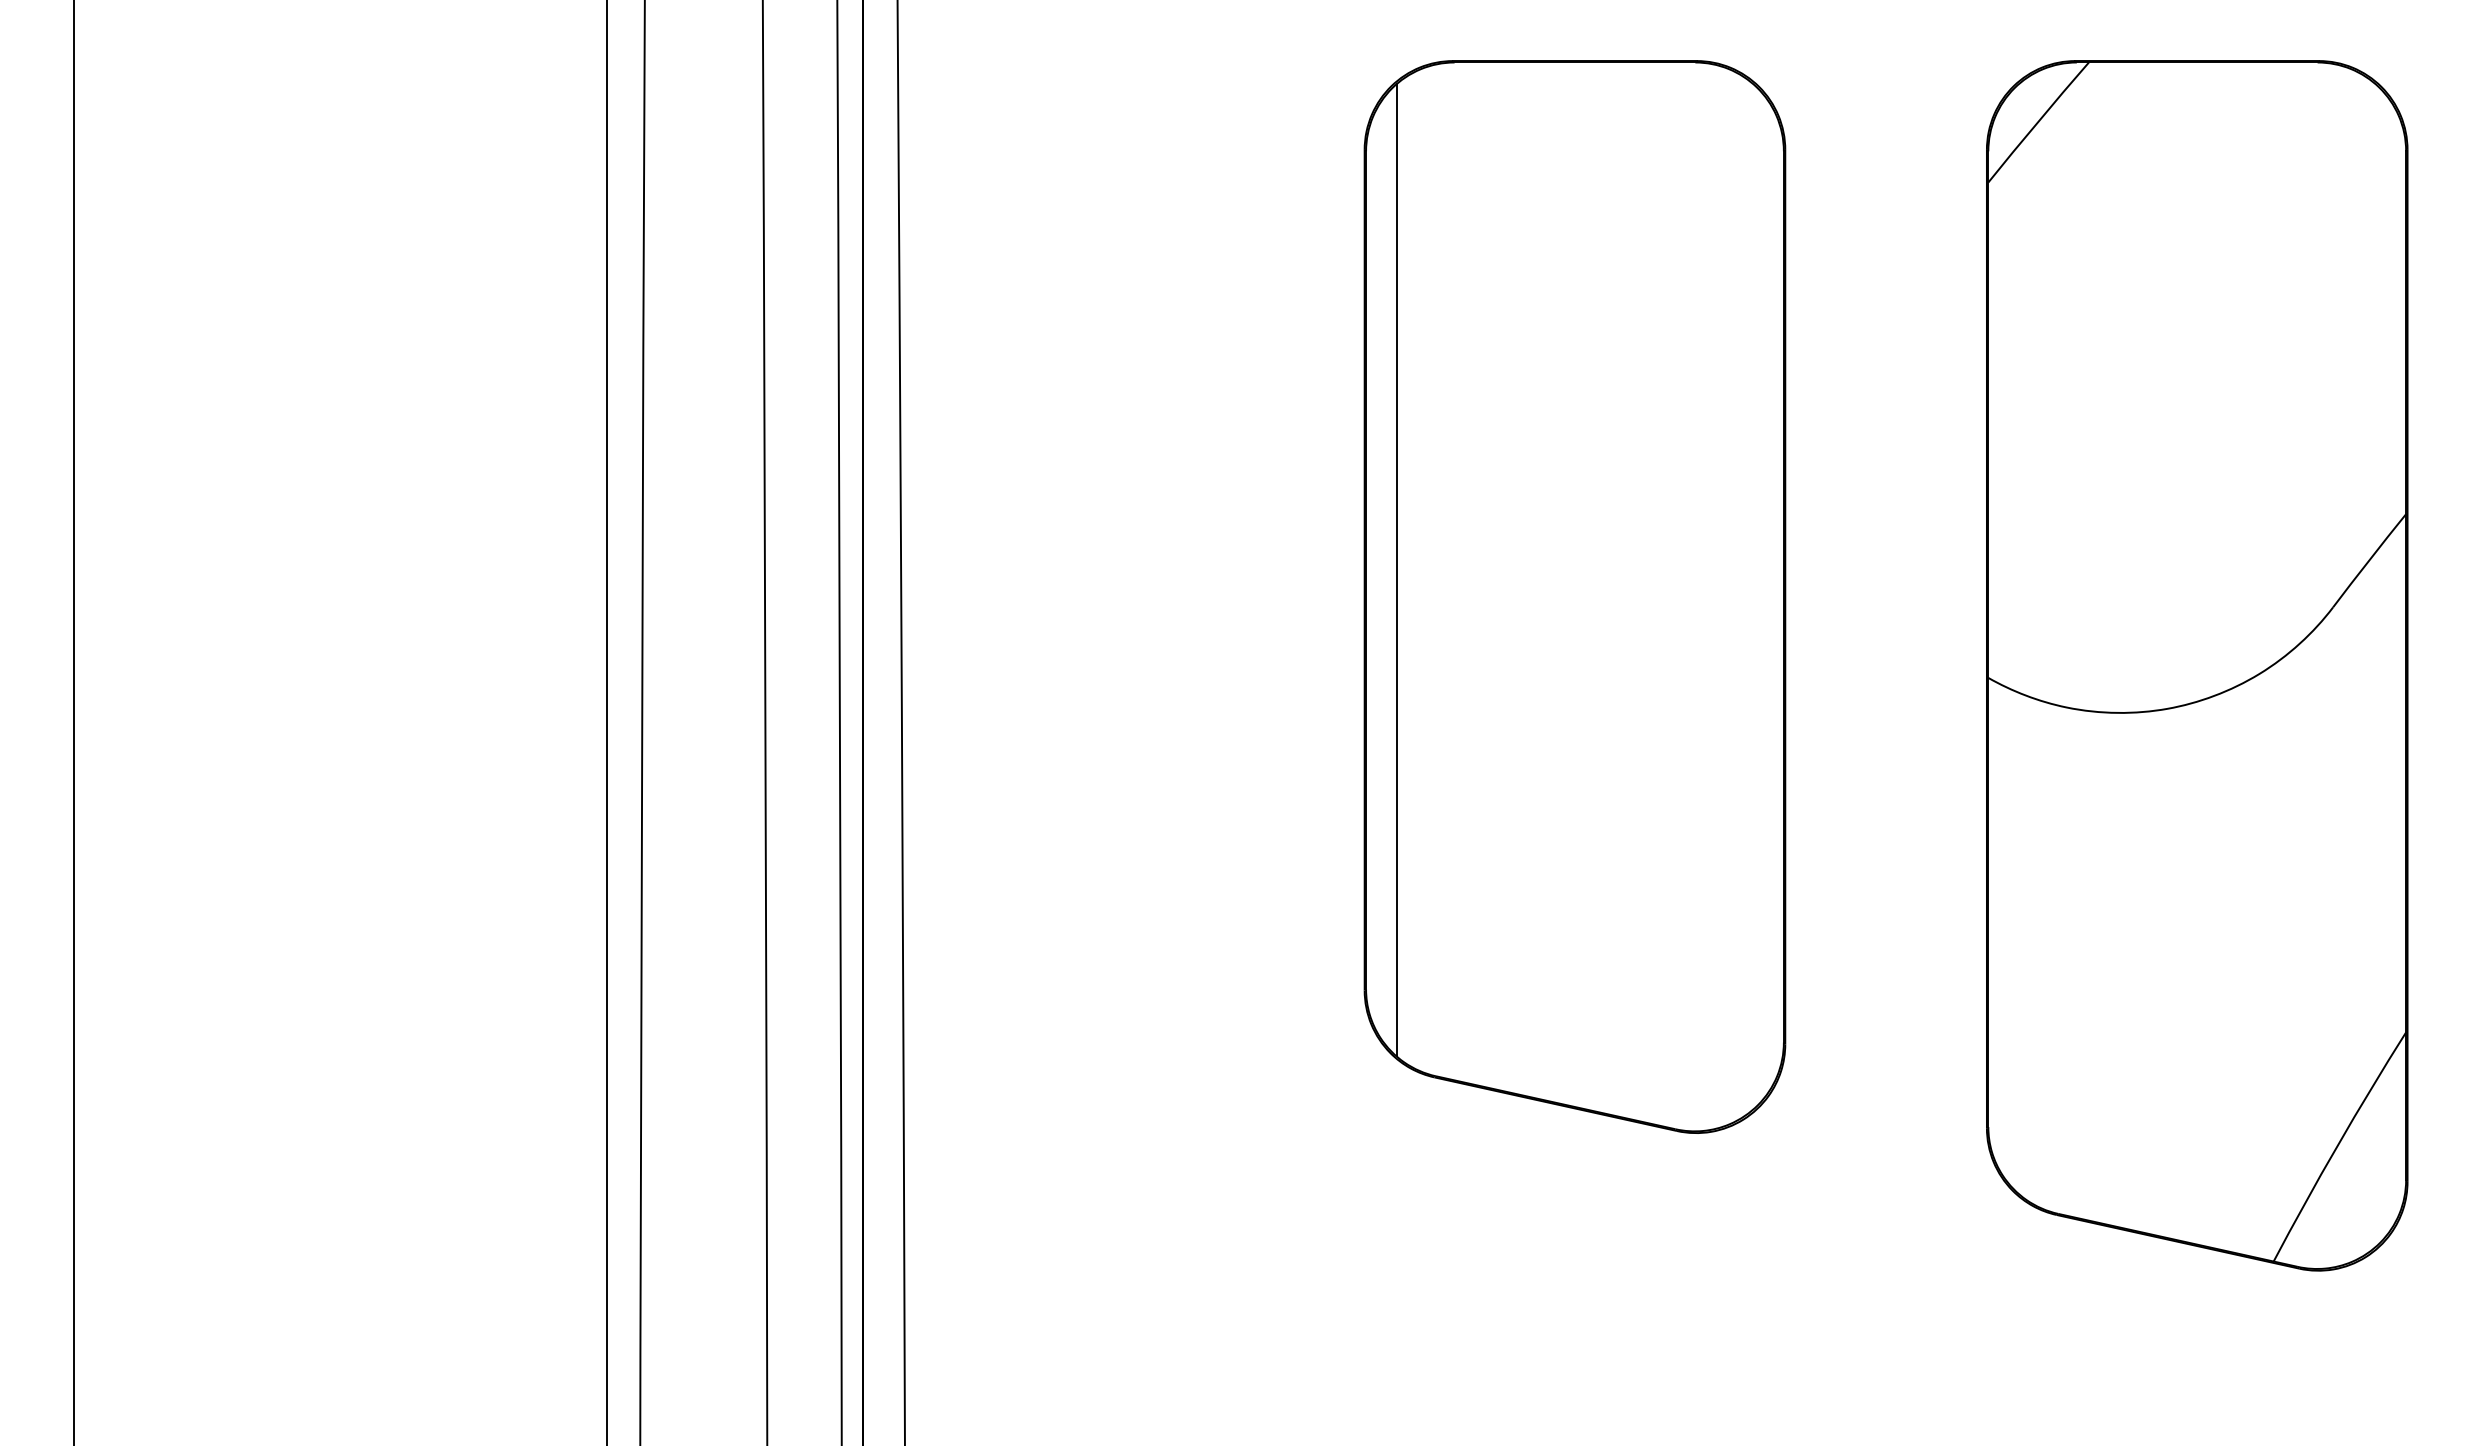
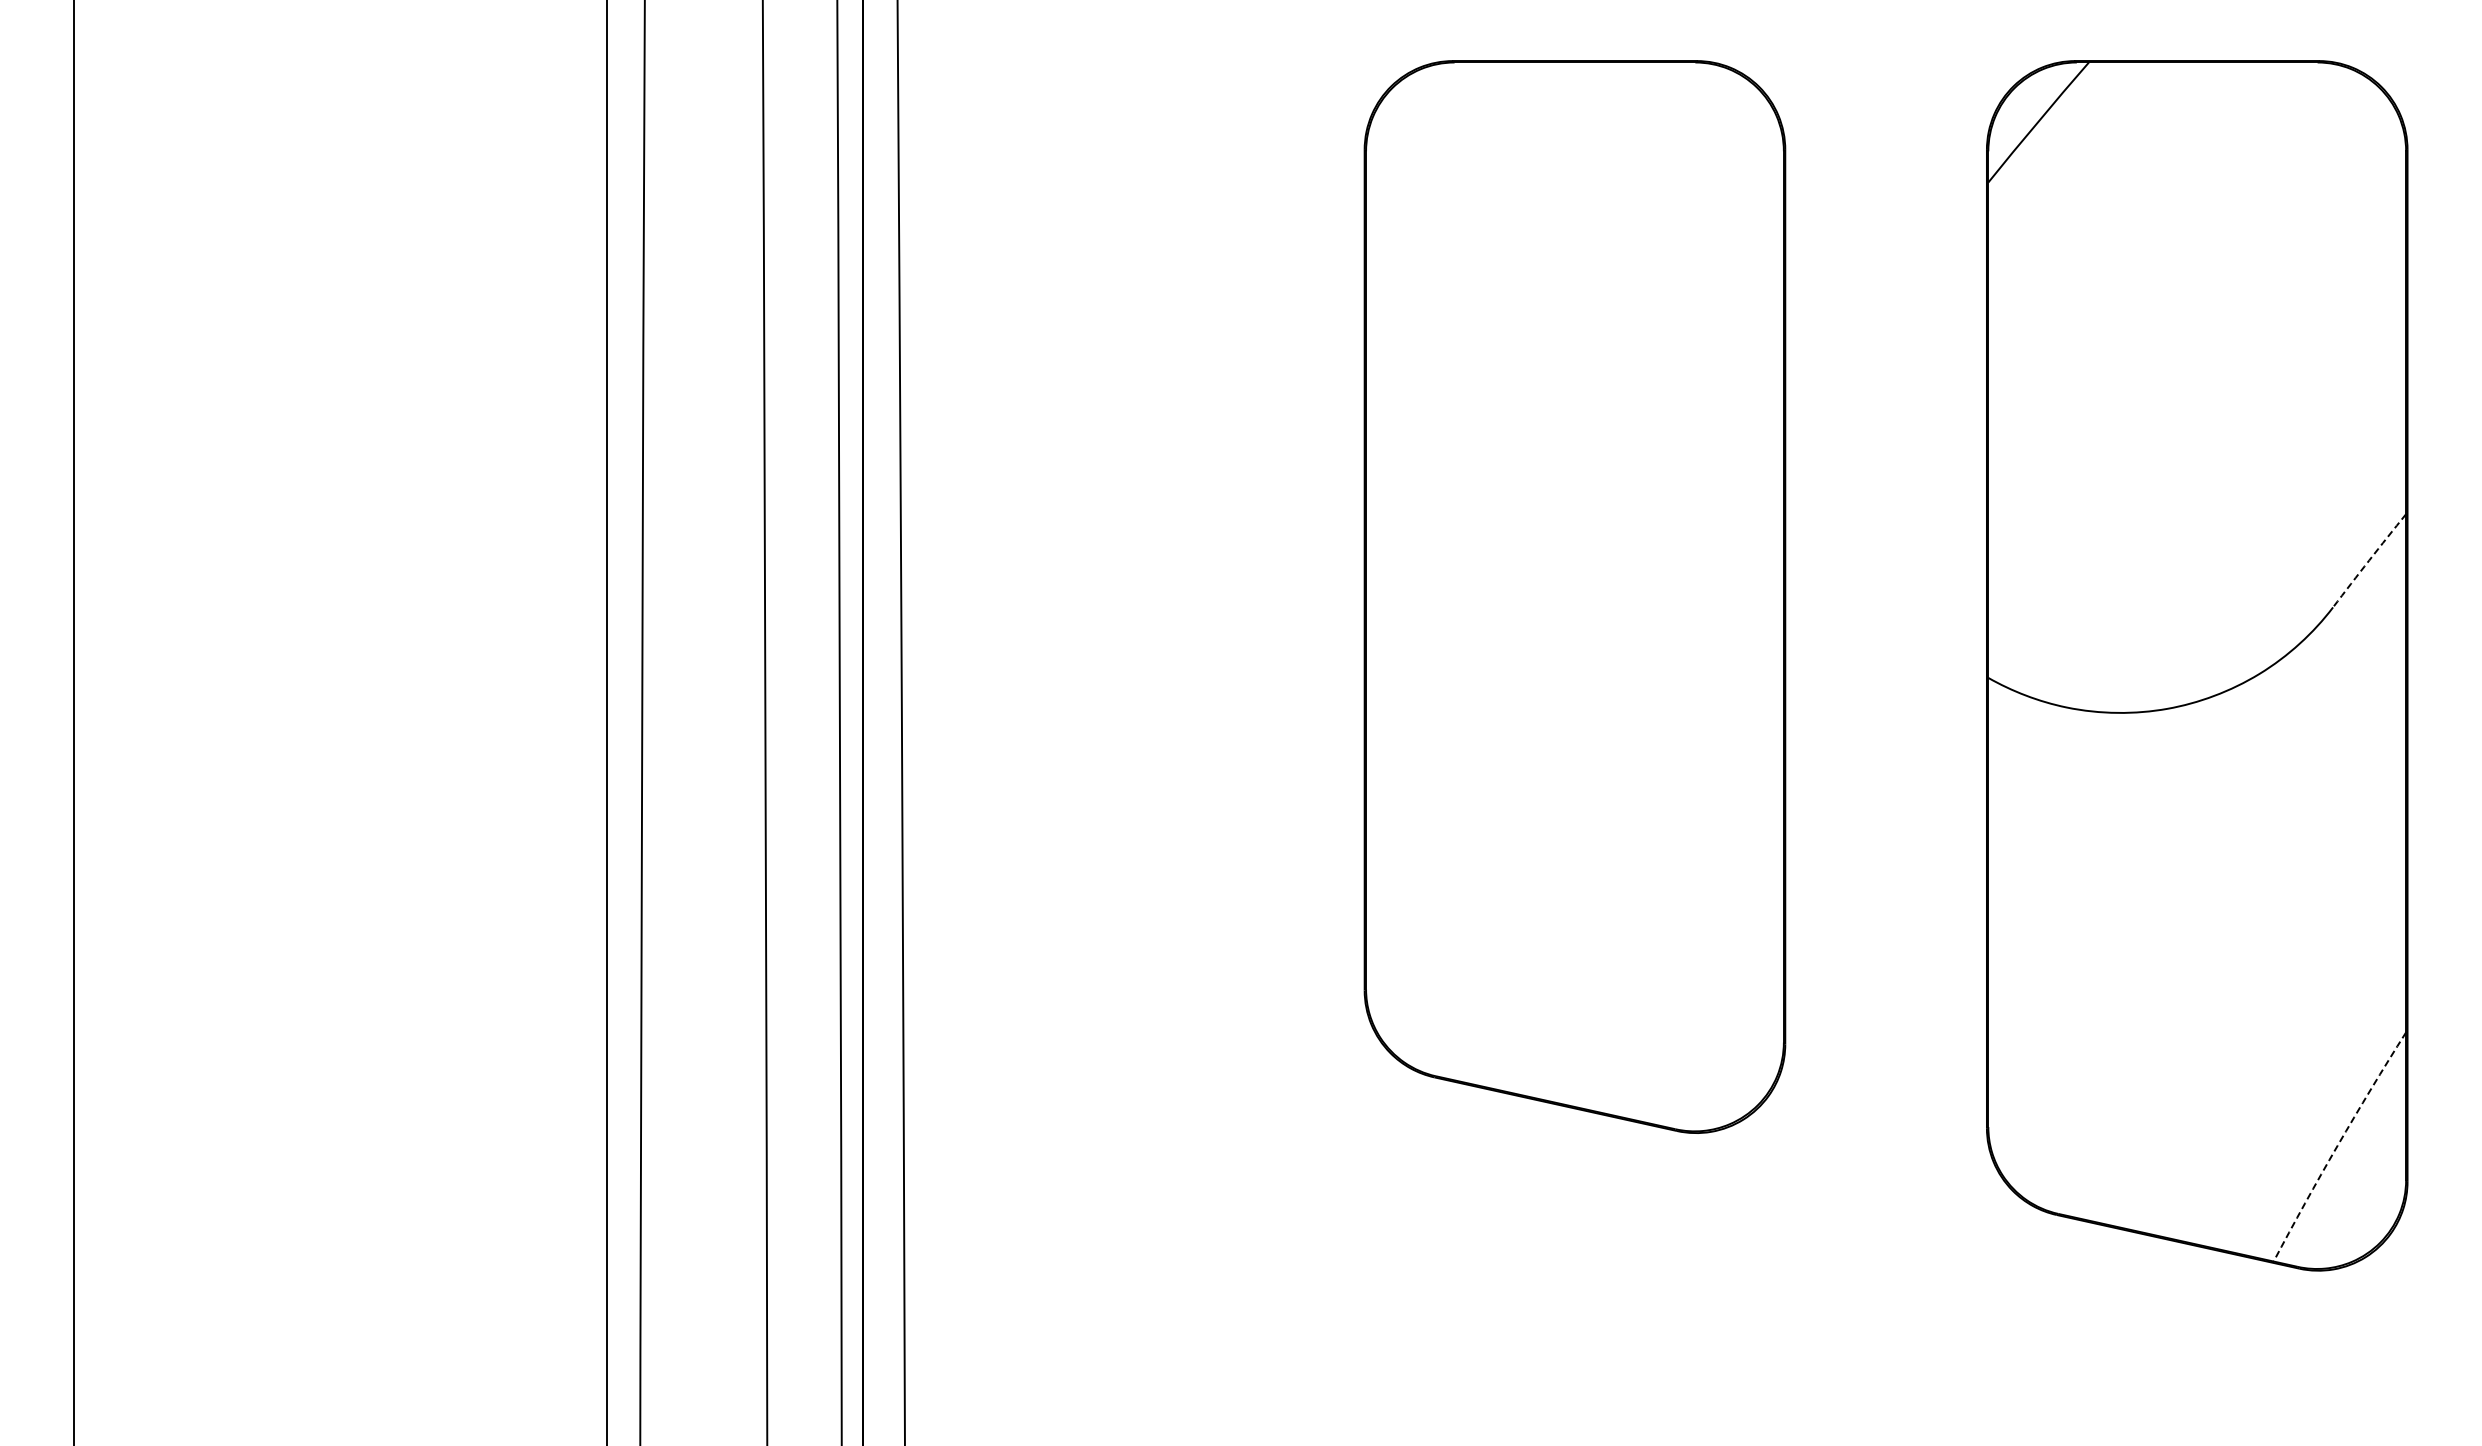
arc: solid -> dashed (2369, 560)
line: present -> none (1396, 570)
arc: solid -> dashed (2337, 1145)
